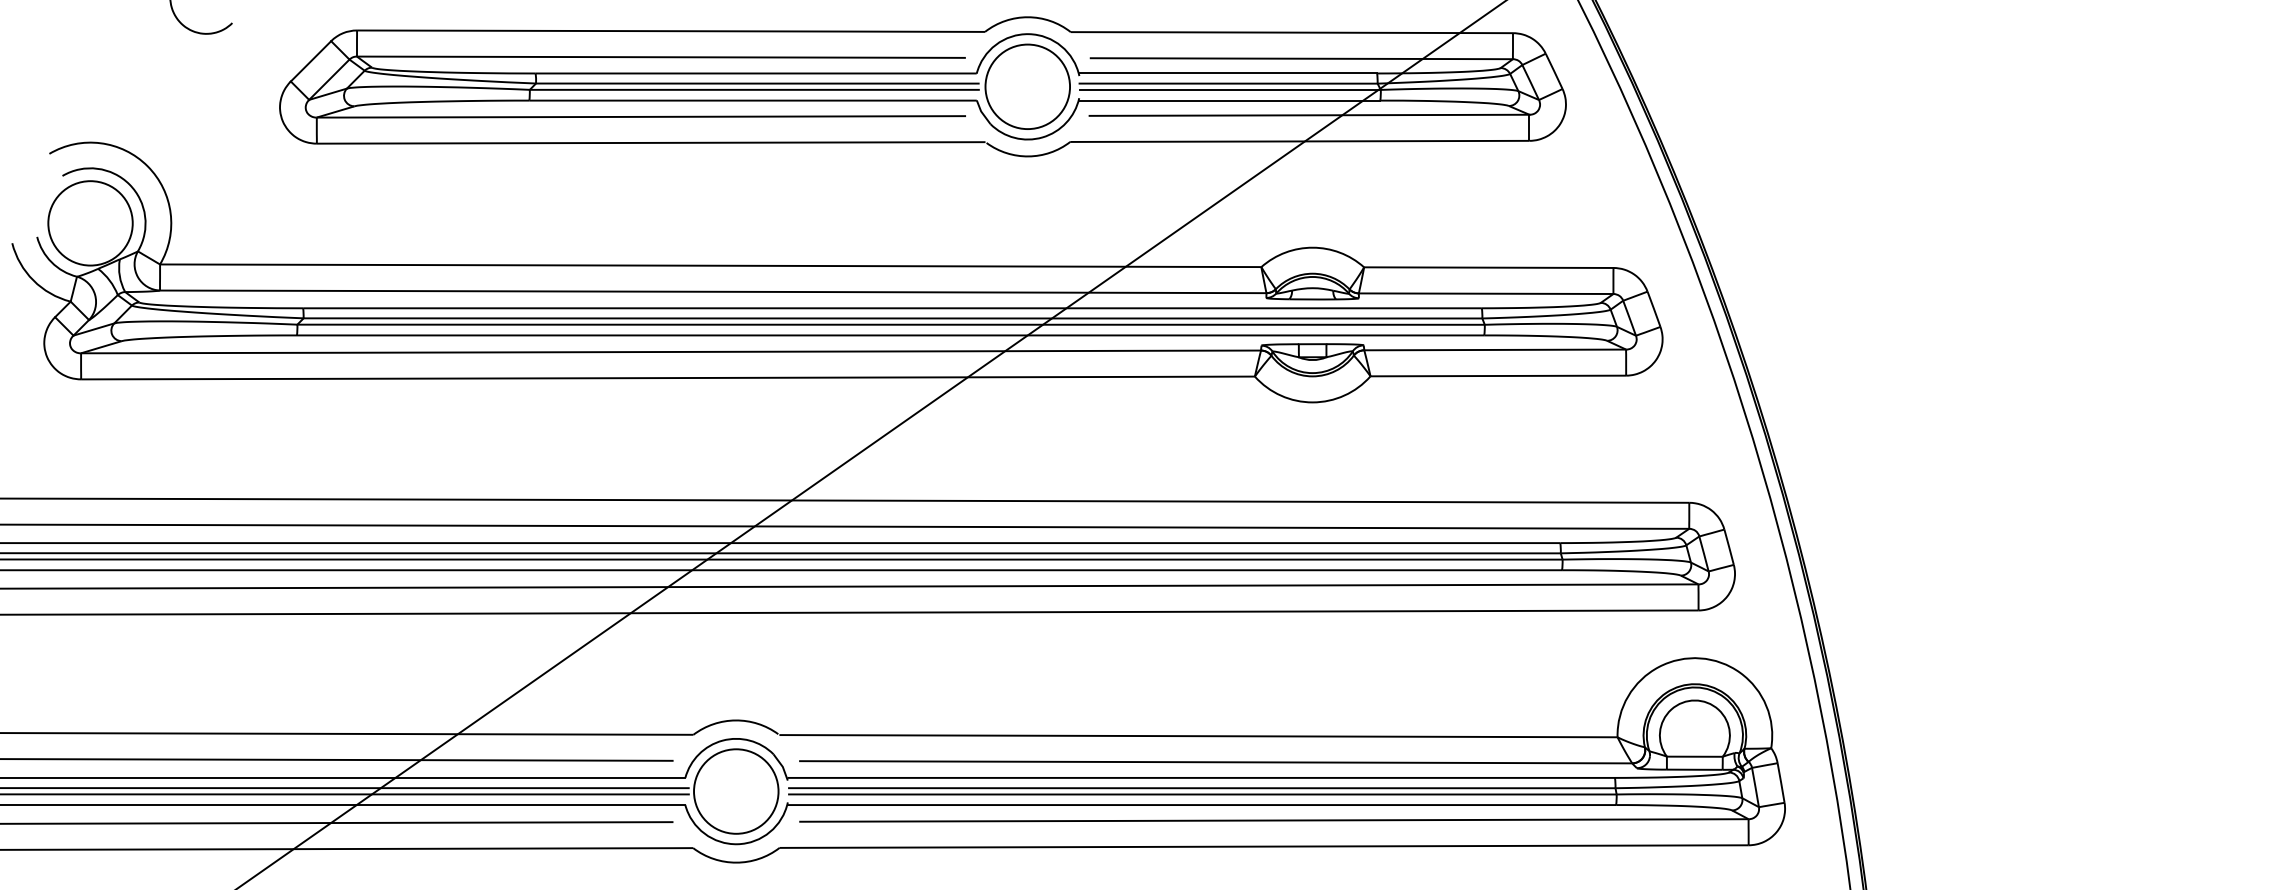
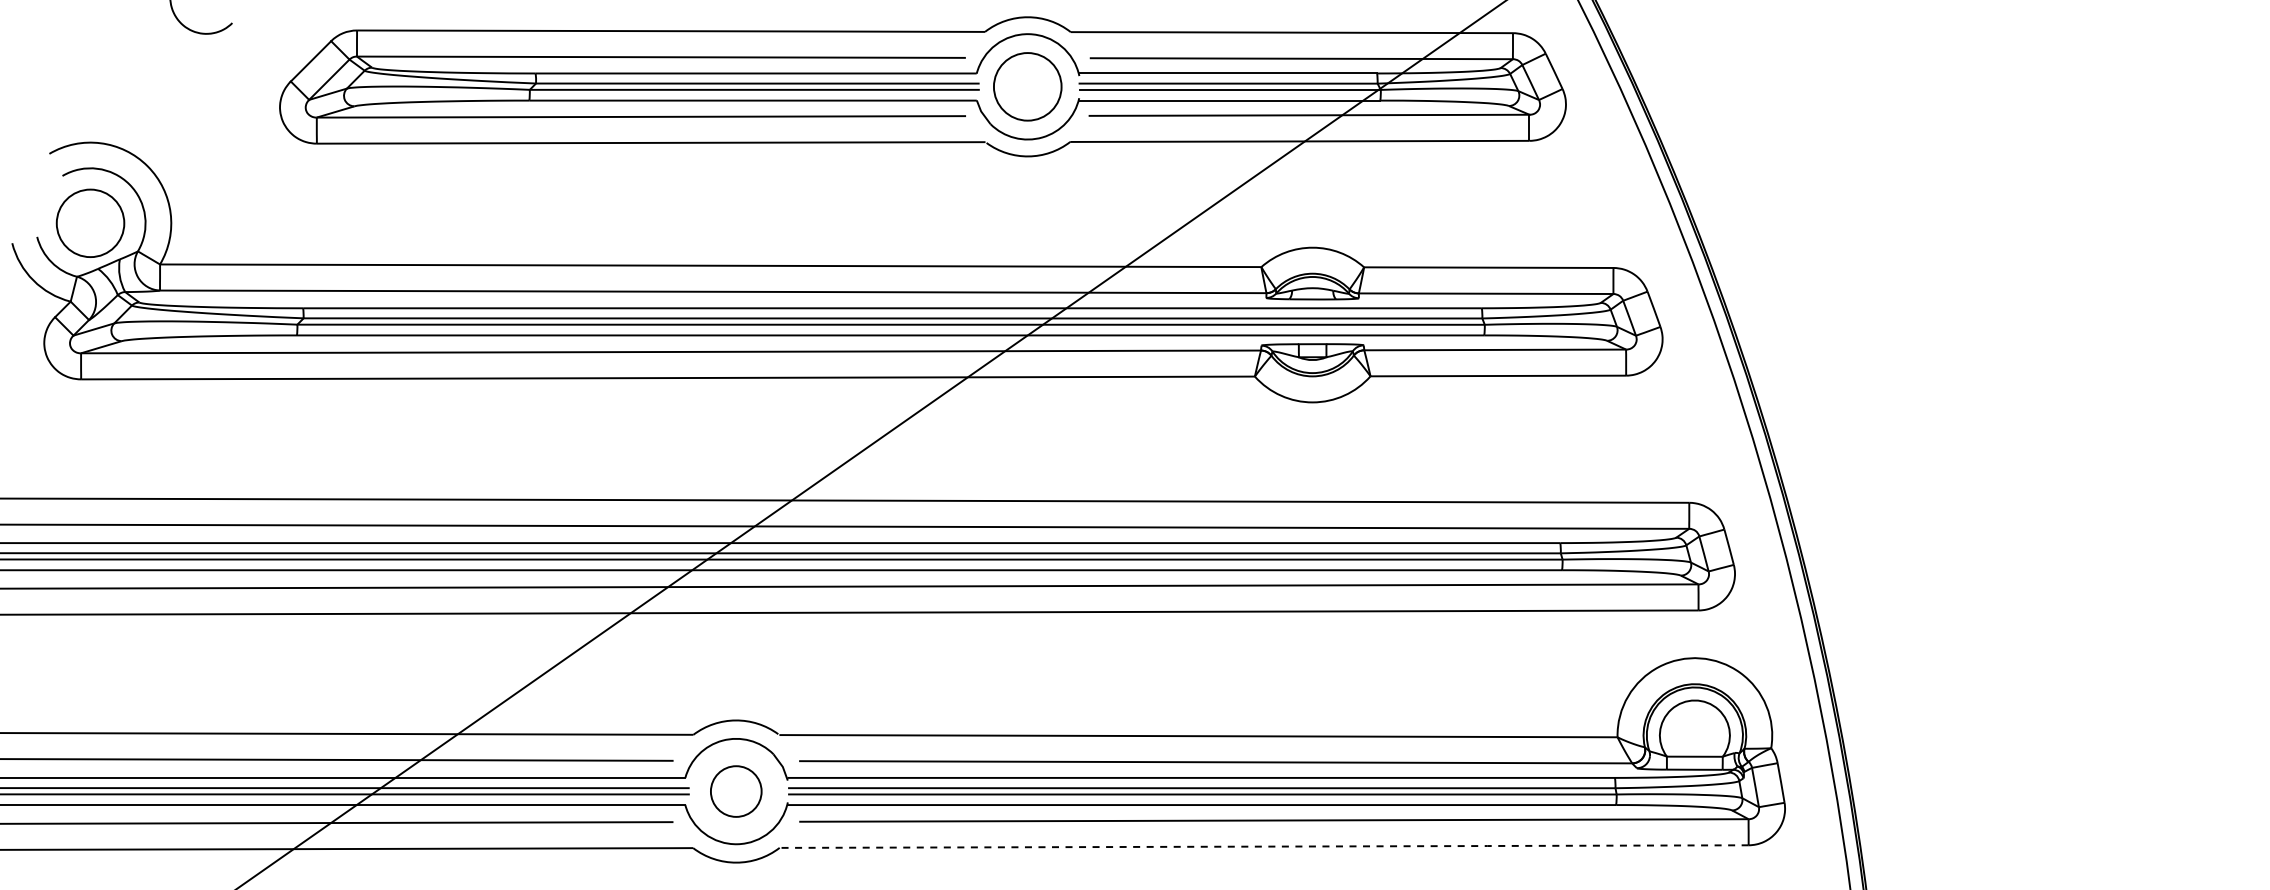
circle diameter: 85 px -> 68 px (1027, 86)
circle diameter: 84 px -> 68 px (90, 223)
circle diameter: 85 px -> 51 px (735, 791)
line: solid -> dashed (1265, 846)
